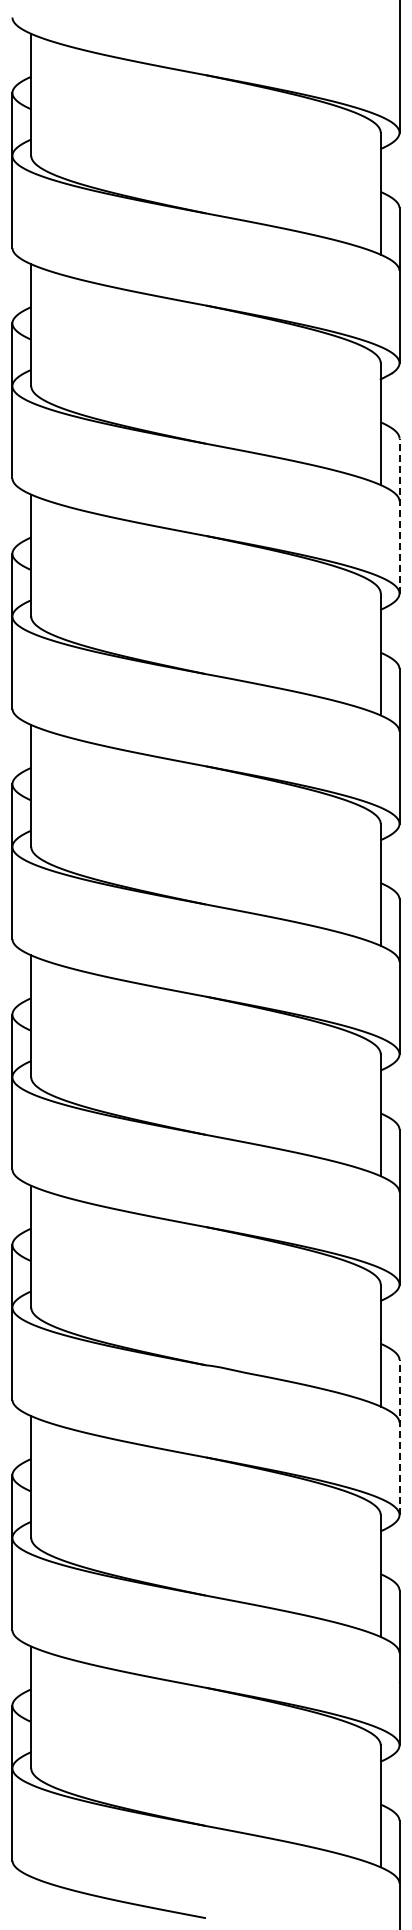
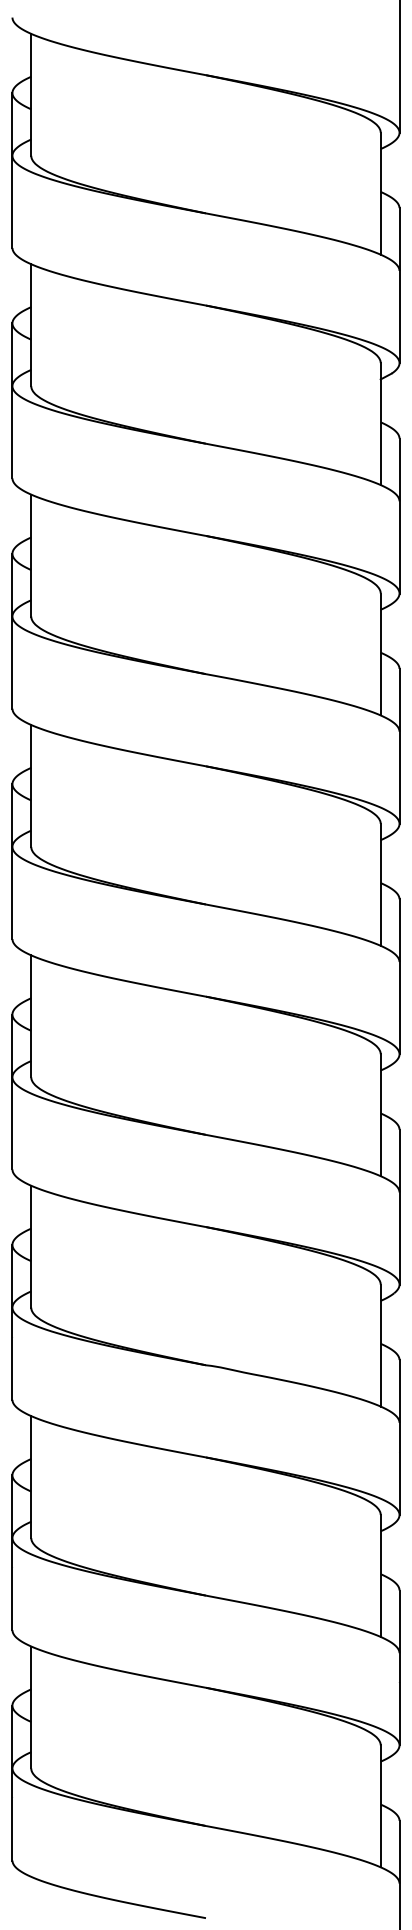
line: dashed -> solid (399, 515)
line: dashed -> solid (399, 1437)
